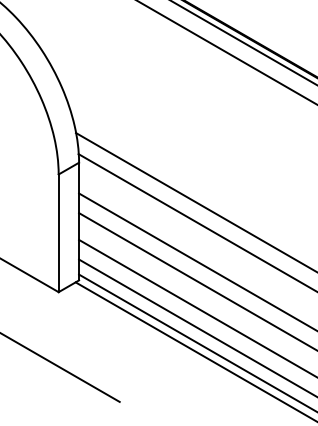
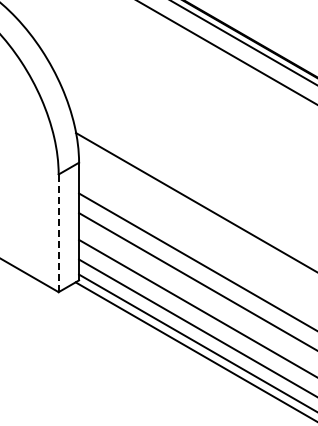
line: present -> none (196, 222)
line: solid -> dashed (58, 233)
line: present -> none (60, 367)
